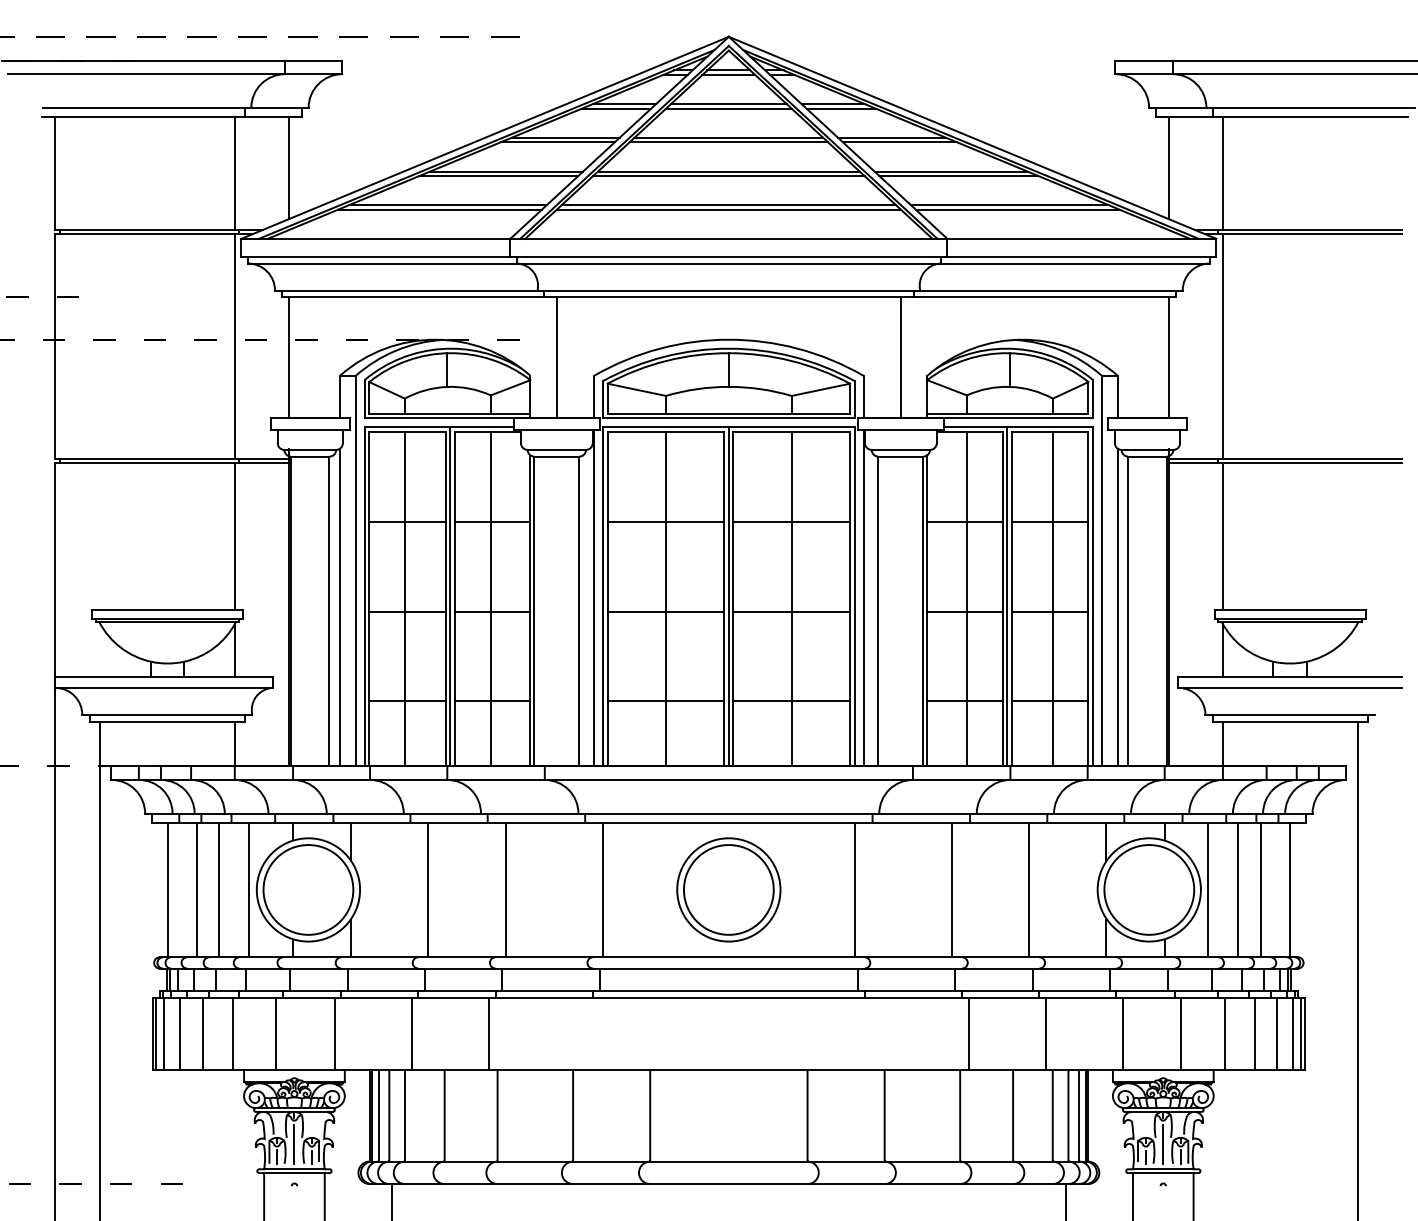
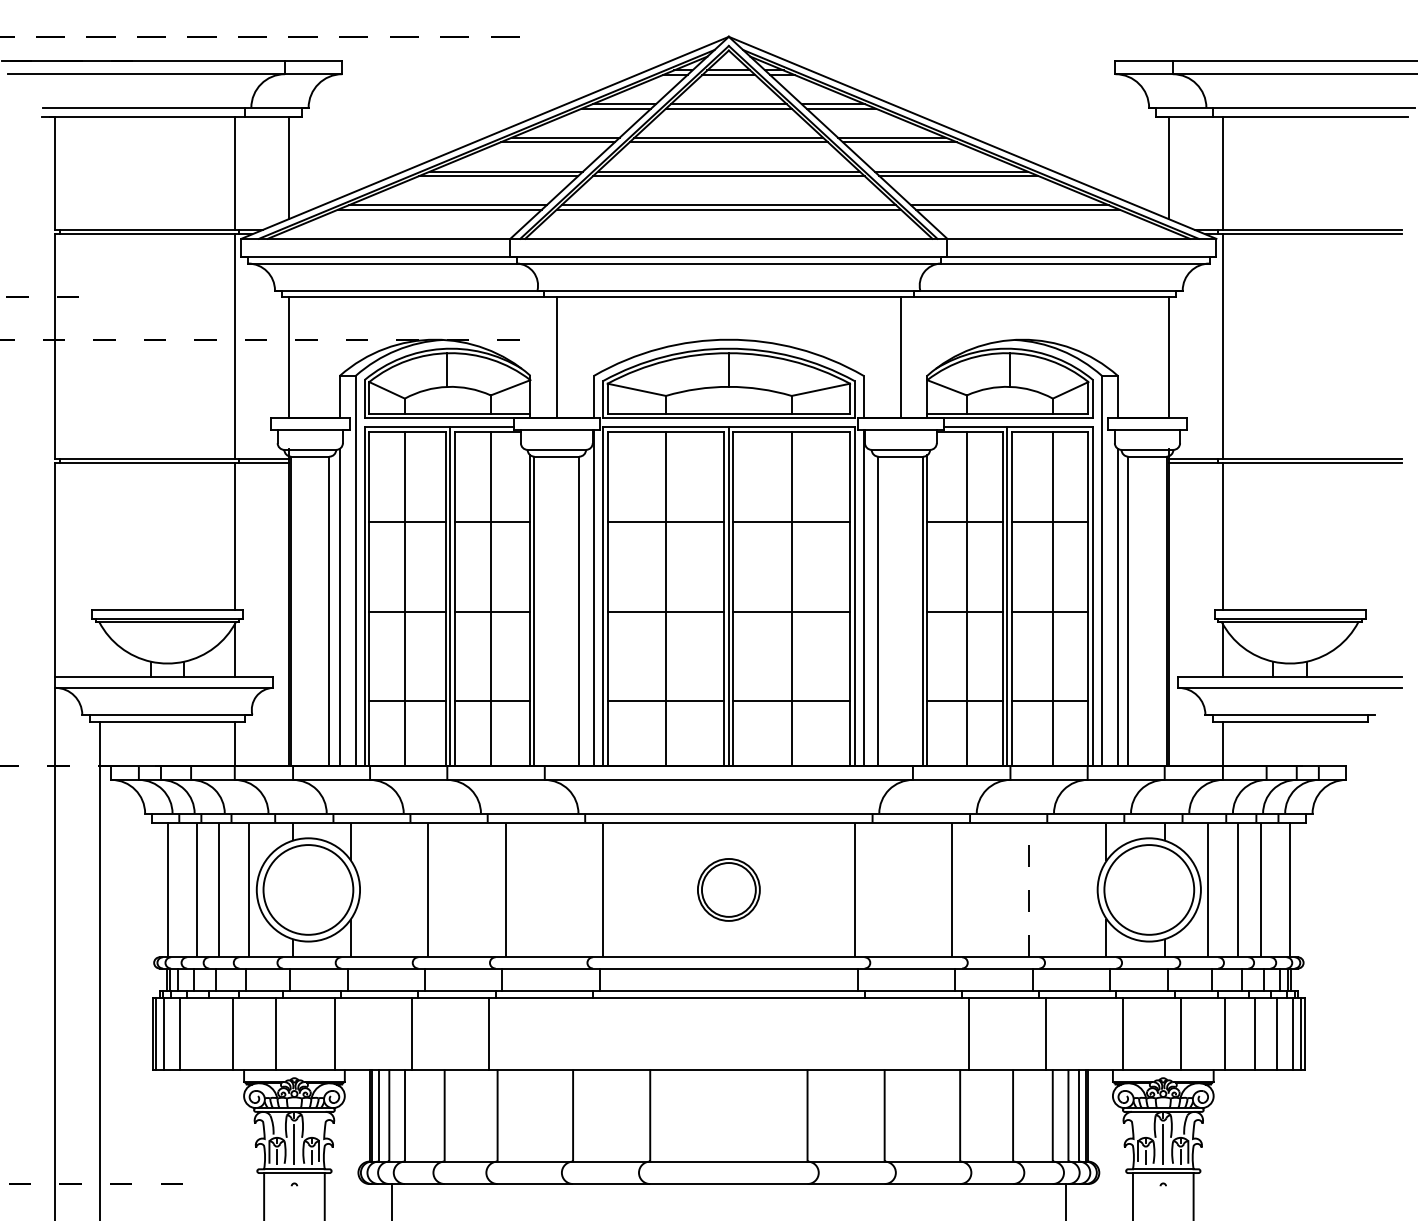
part size: 106x106 px -> 64x64 px (728, 889)
line: solid -> dashed (1029, 889)
line: present -> none (1357, 969)
line: present -> none (202, 1033)
